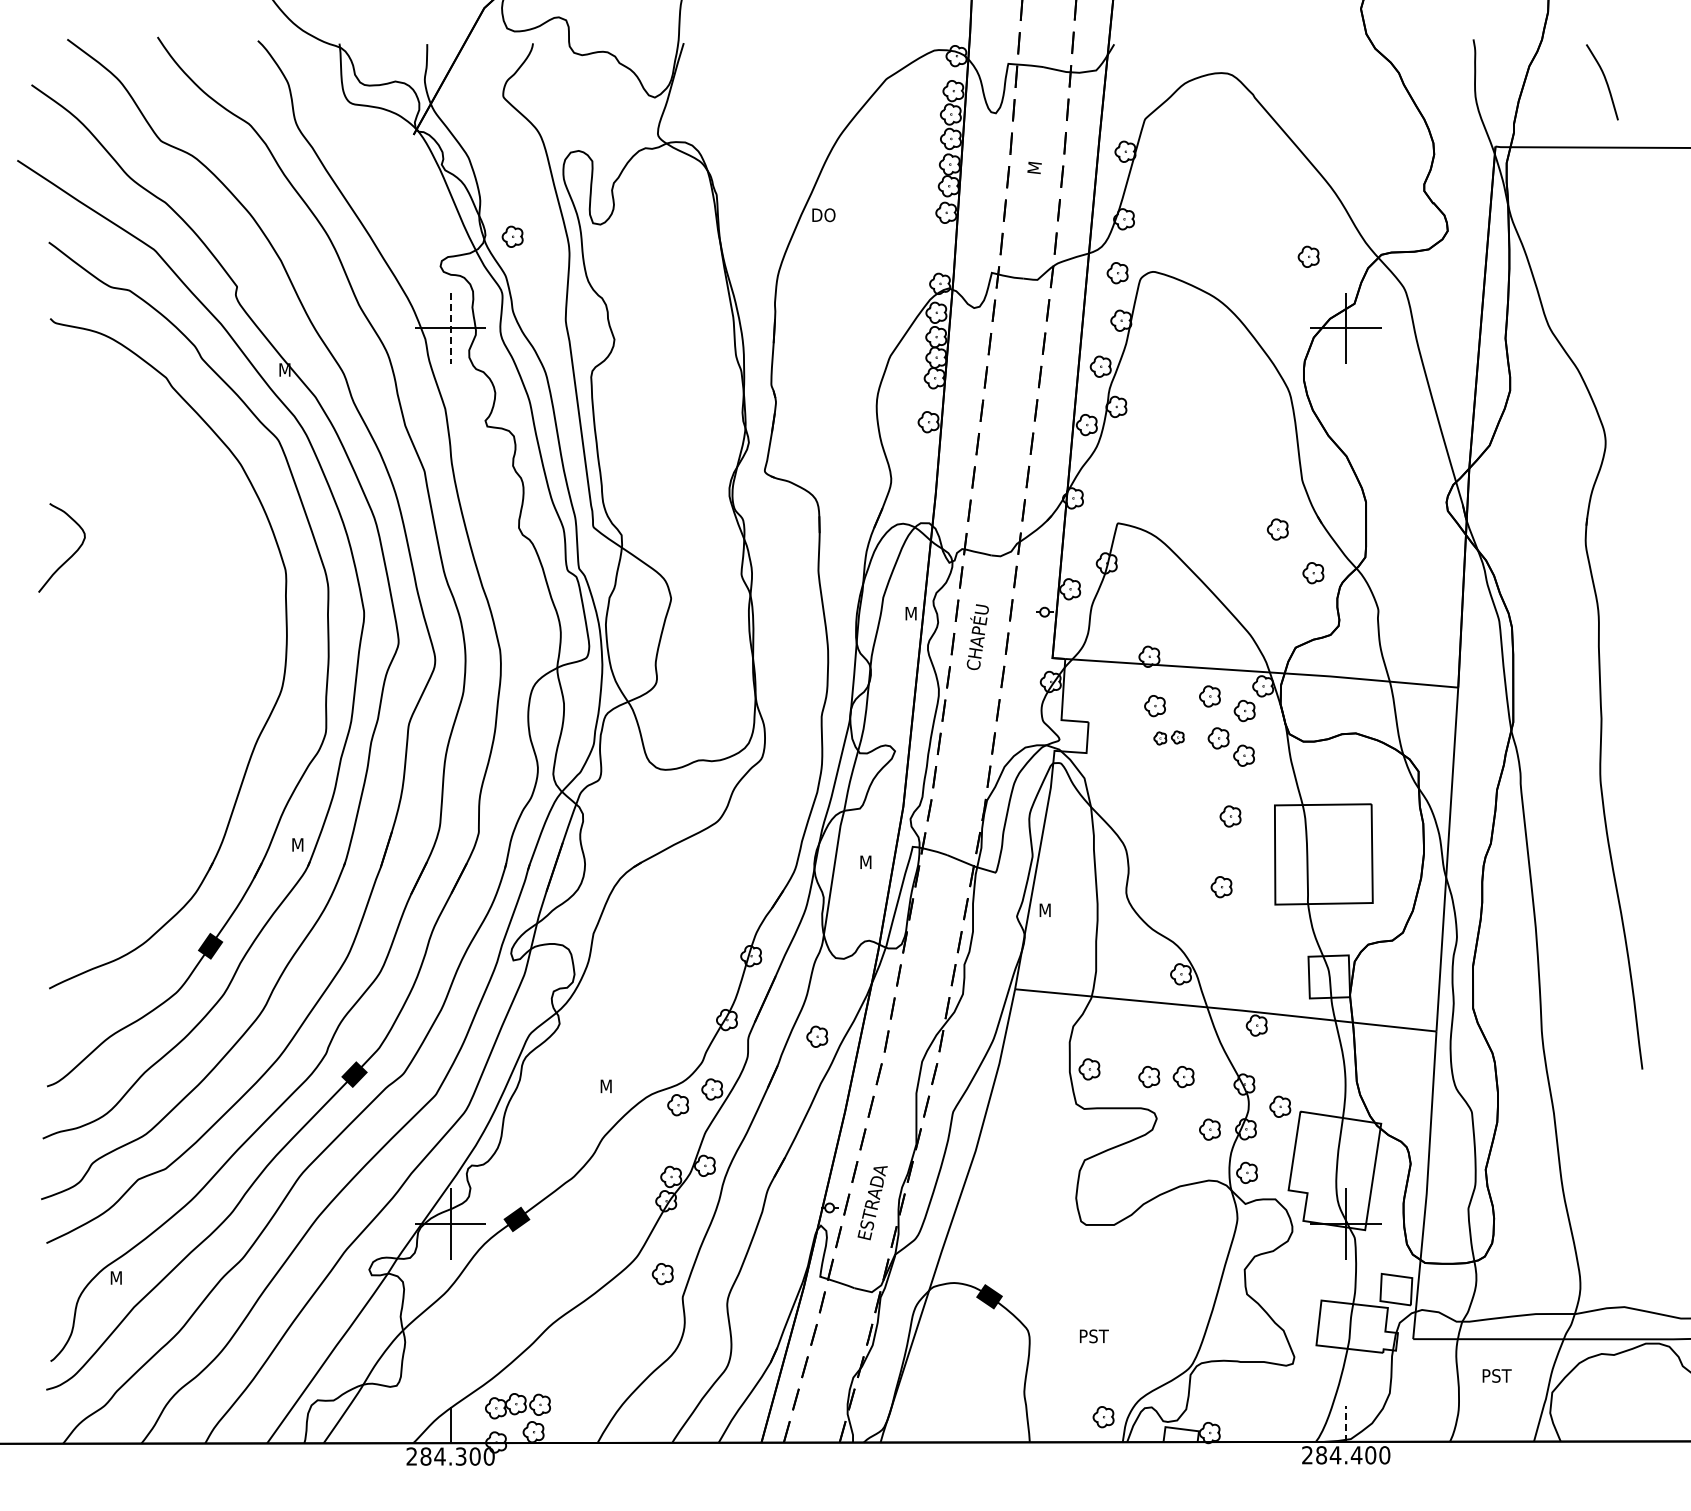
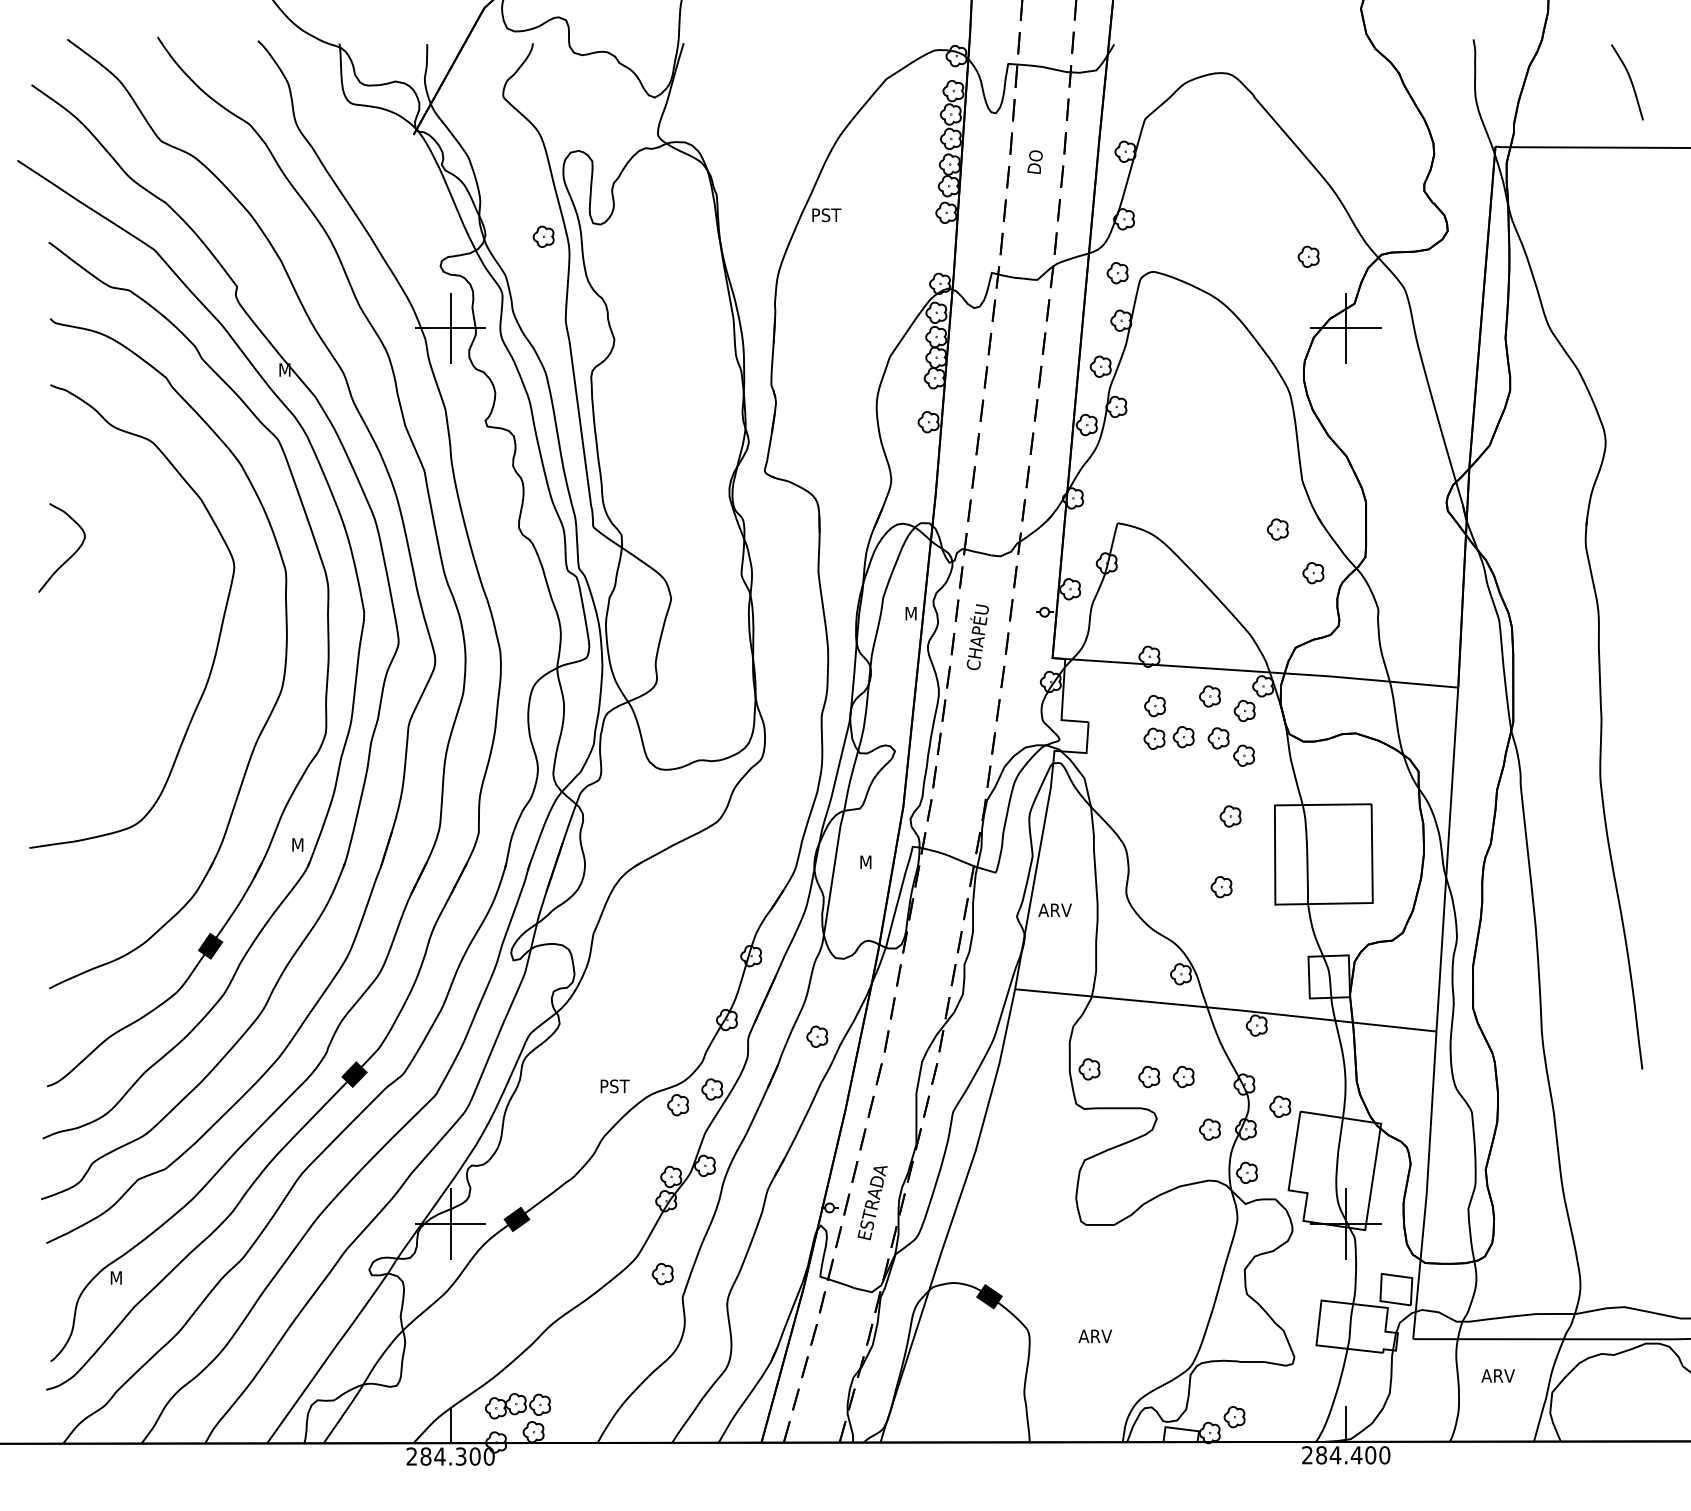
curve position: (1605, 82) -> (1630, 82) (1630, 82)
text: M -> DO (1034, 161)
text: DO -> PST (827, 215)
part position: (512, 236) -> (543, 236) (543, 236)
line: dashed -> solid (450, 328)
curve: none -> present (219, 631)
part size: 32x16 px -> 52x24 px (1168, 737)
text: M -> ARV (1054, 909)
text: M -> PST (615, 1086)
text: PST -> ARV (1094, 1336)
text: PST -> ARV (1497, 1375)
part position: (1103, 1417) -> (1234, 1417) (1234, 1417)
line: dashed -> solid (1346, 1423)
